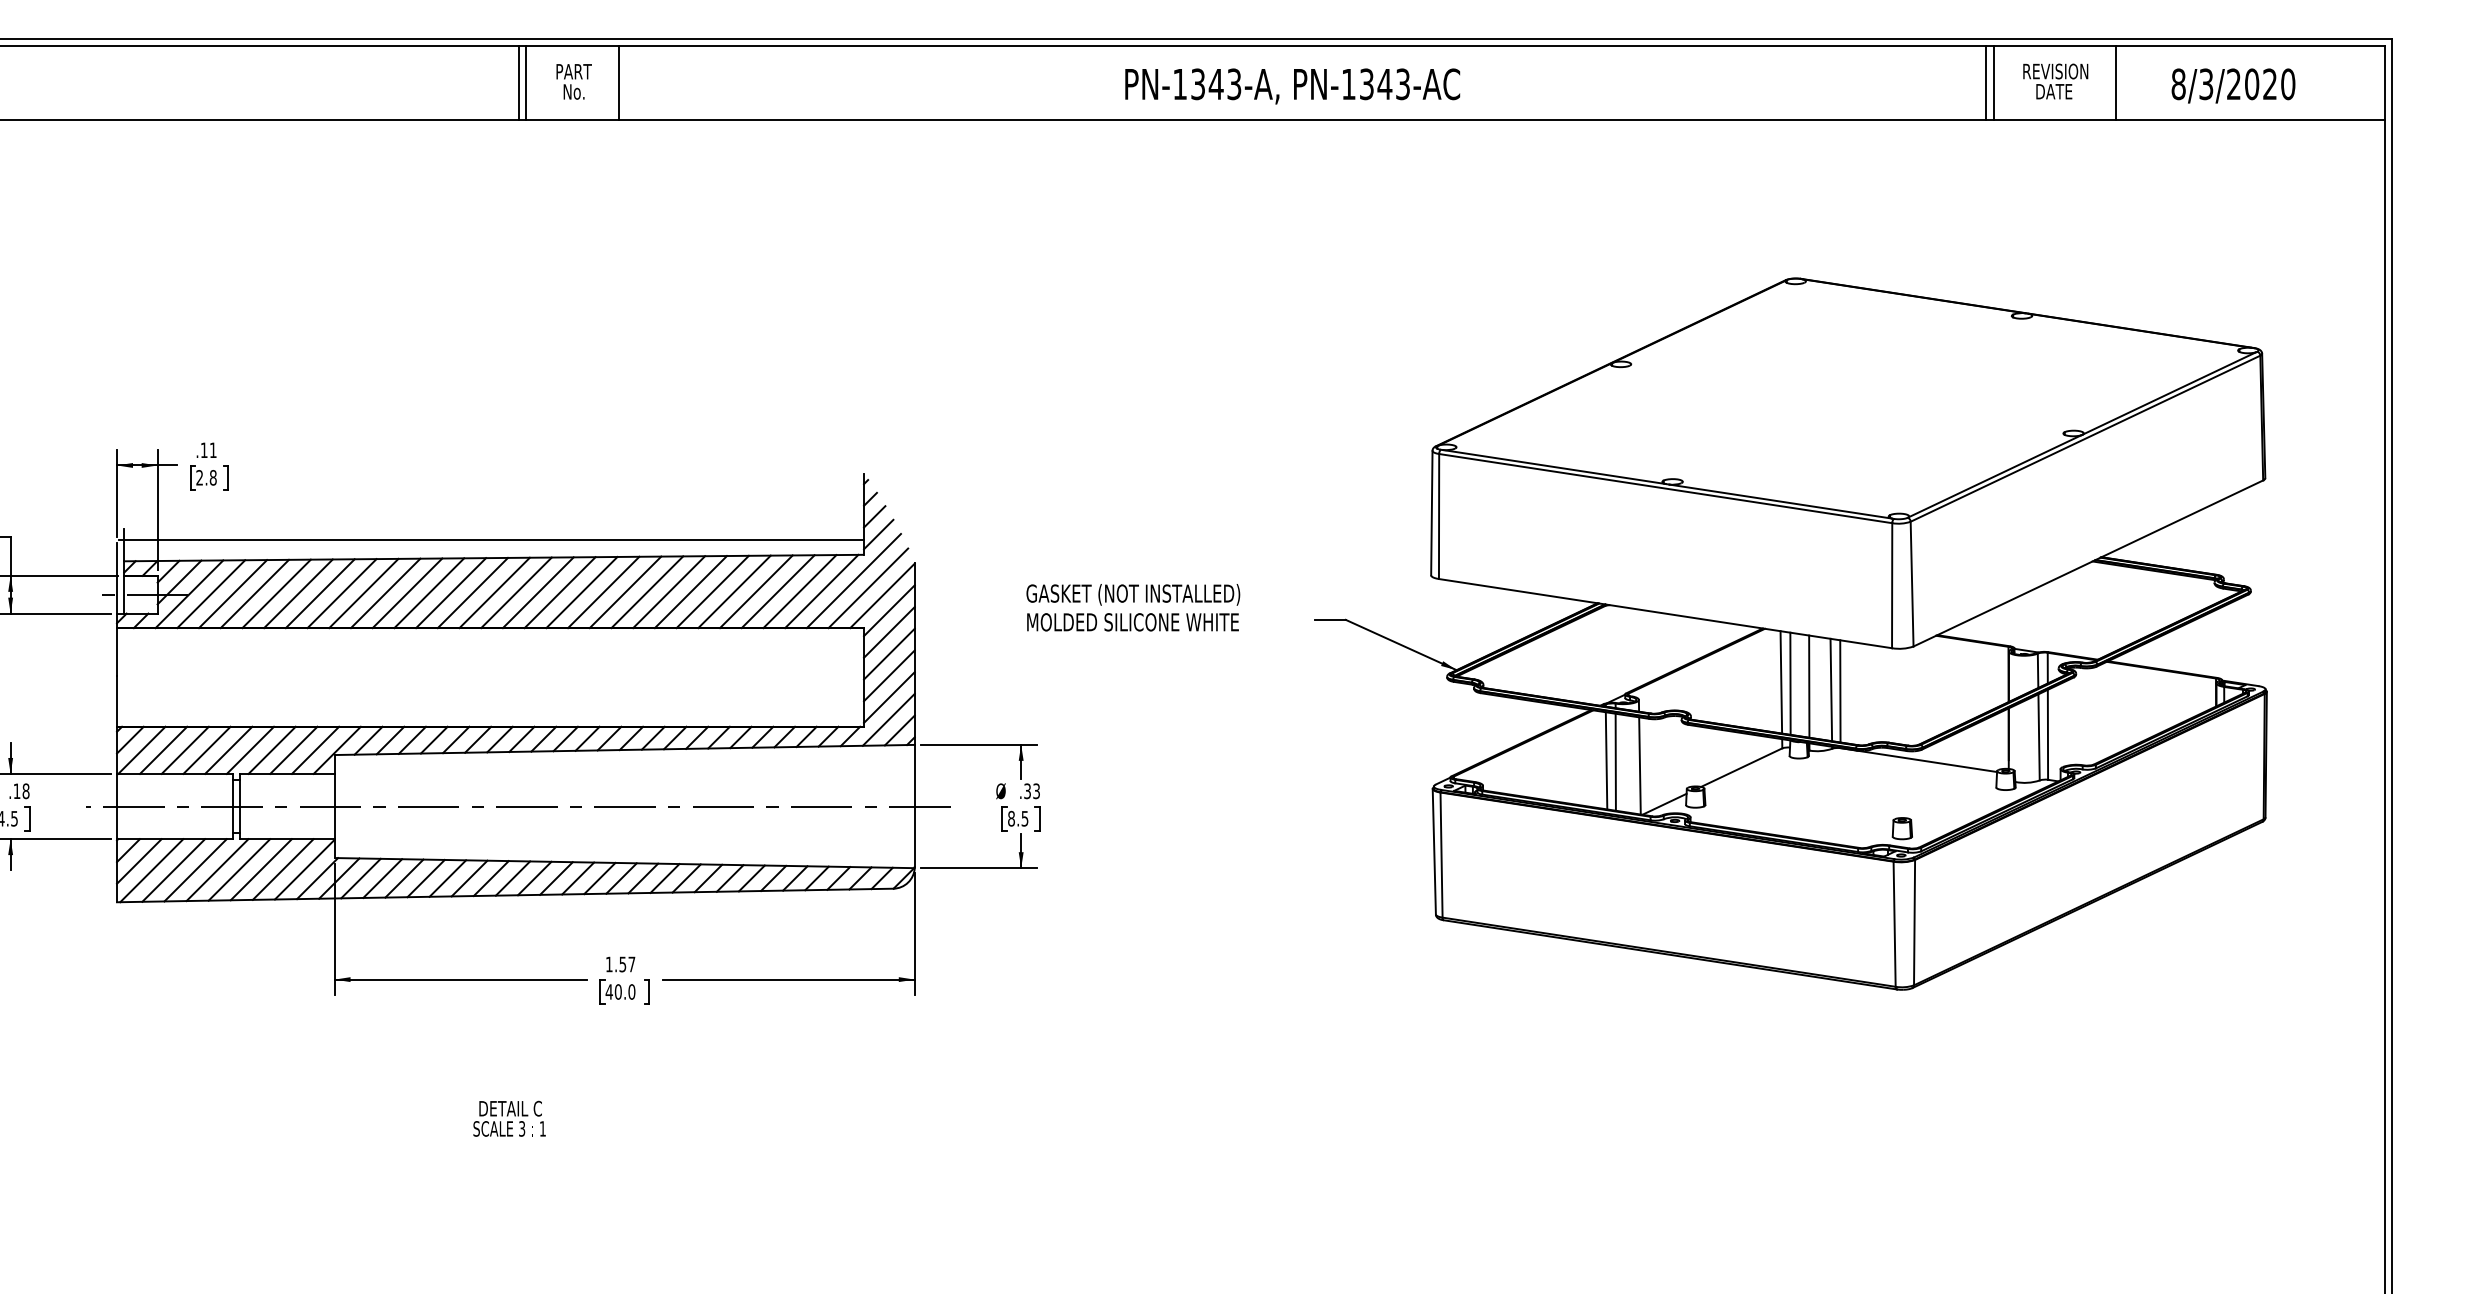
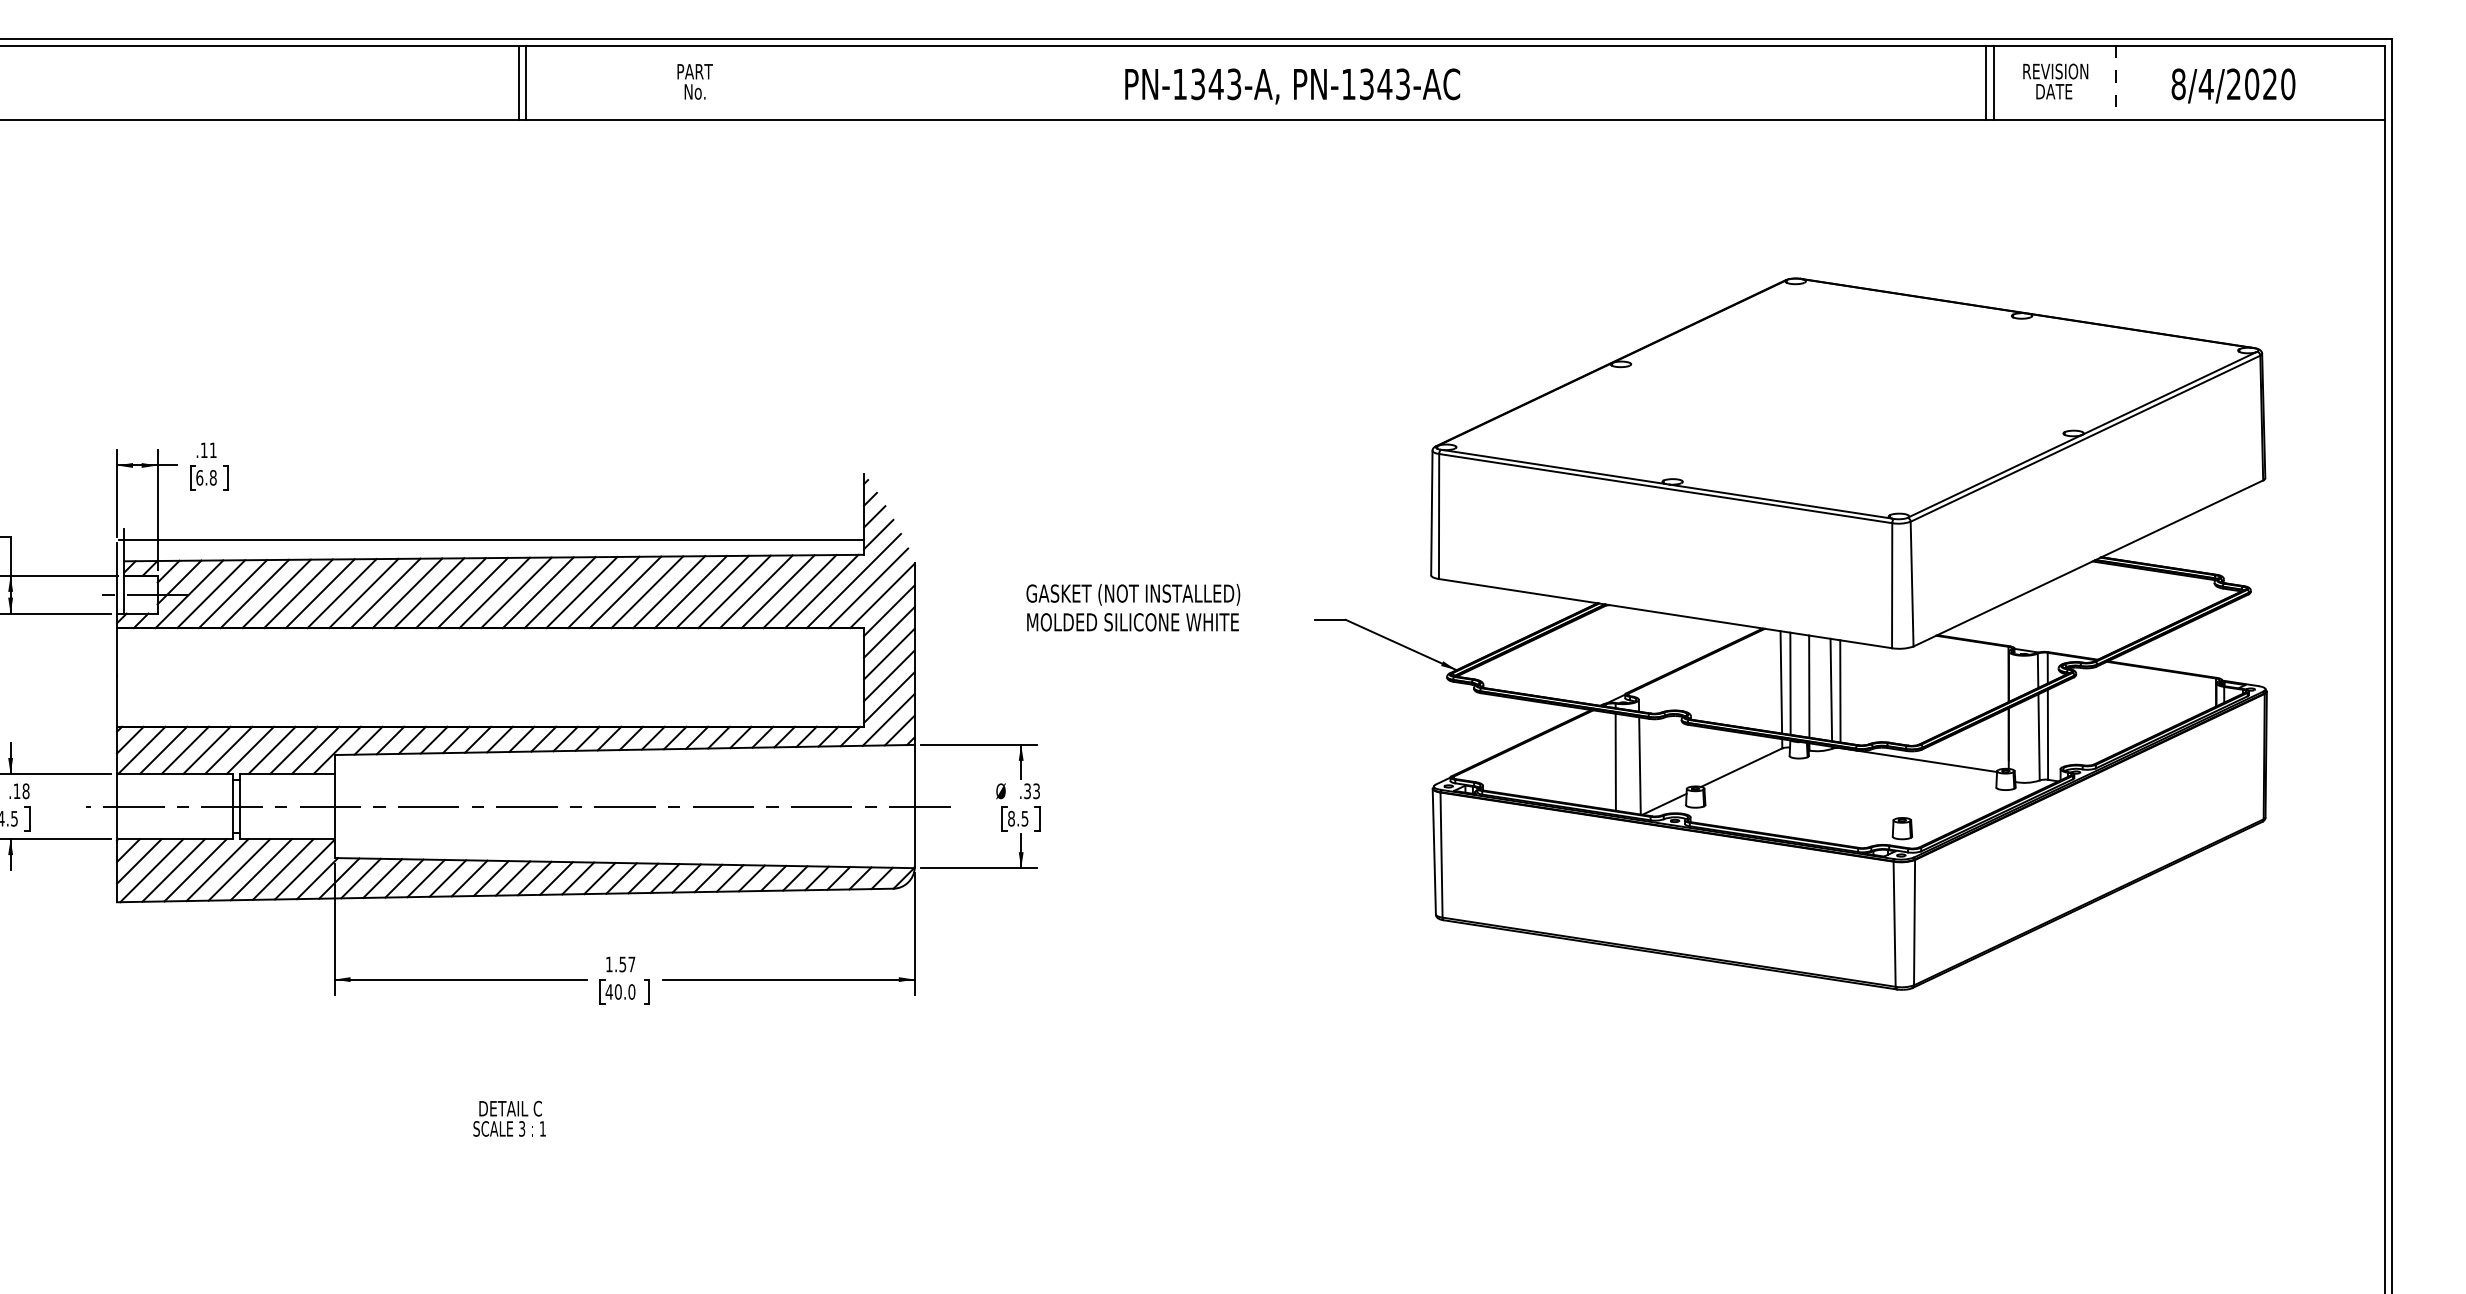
text position: (573, 81) -> (694, 81) (694, 81)
line: present -> none (618, 82)
line: solid -> dashed (2116, 83)
text: 8/3/2020 -> 8/4/2020 (2205, 84)
text: 2.8 -> 6.8 (199, 477)
line: present -> none (1606, 760)
